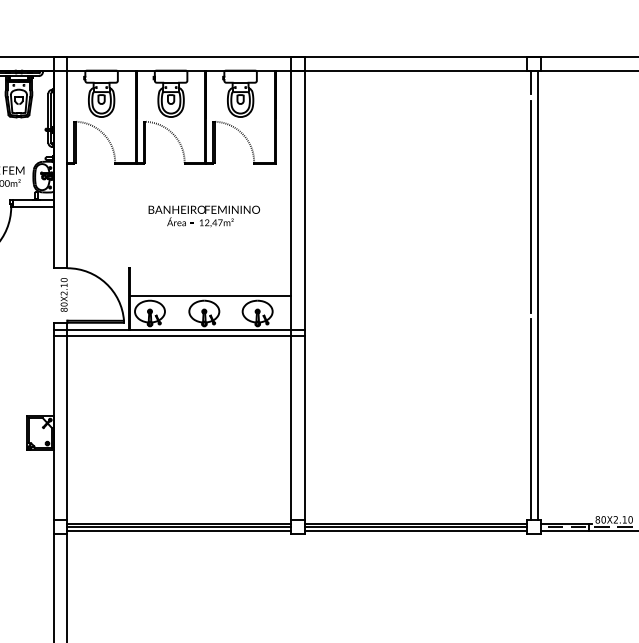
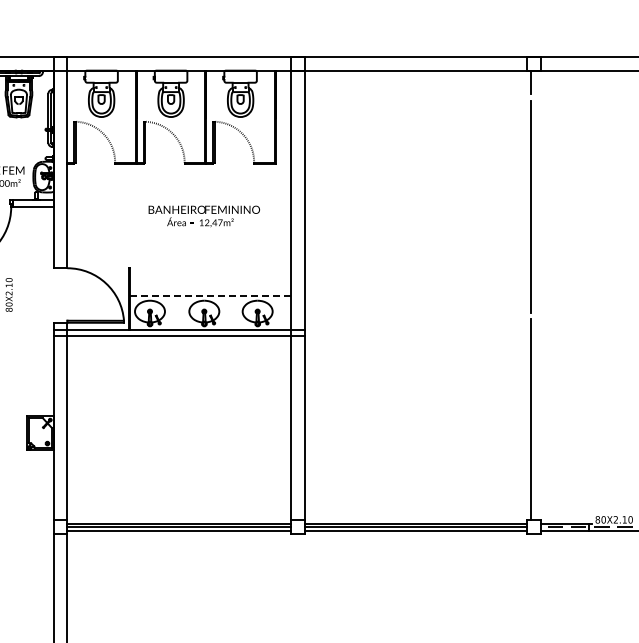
text position: (63, 294) -> (8, 294) (8, 294)
line: solid -> dashed (210, 295)
line: present -> none (537, 295)
